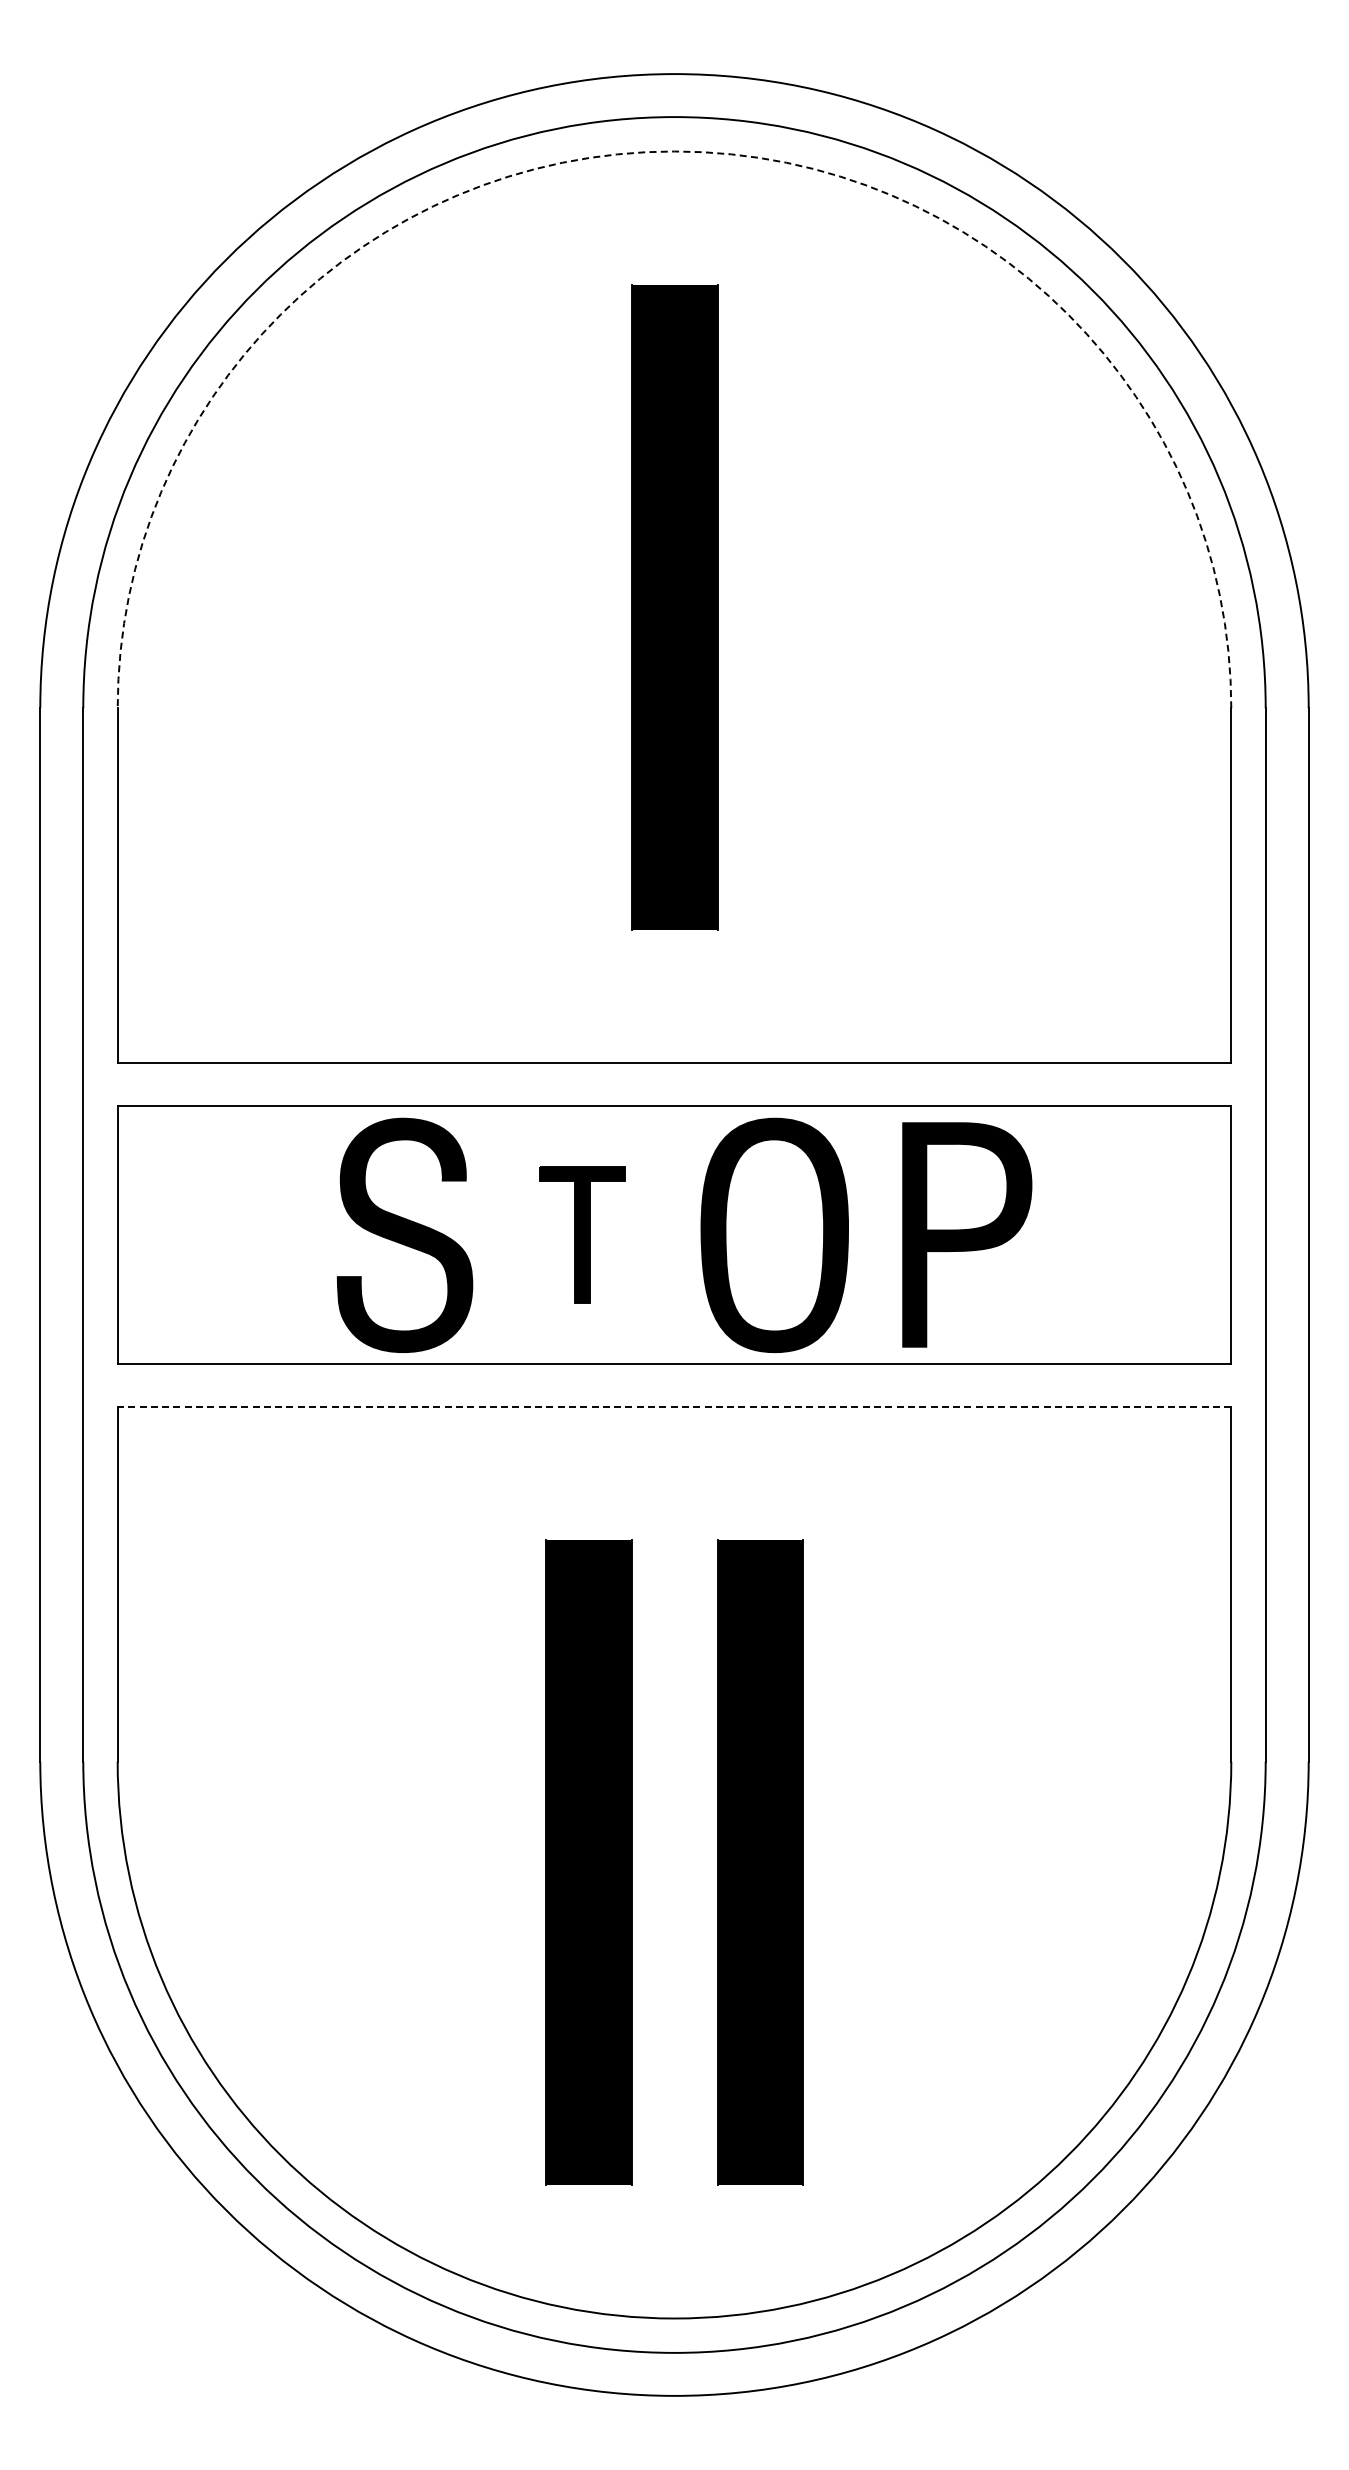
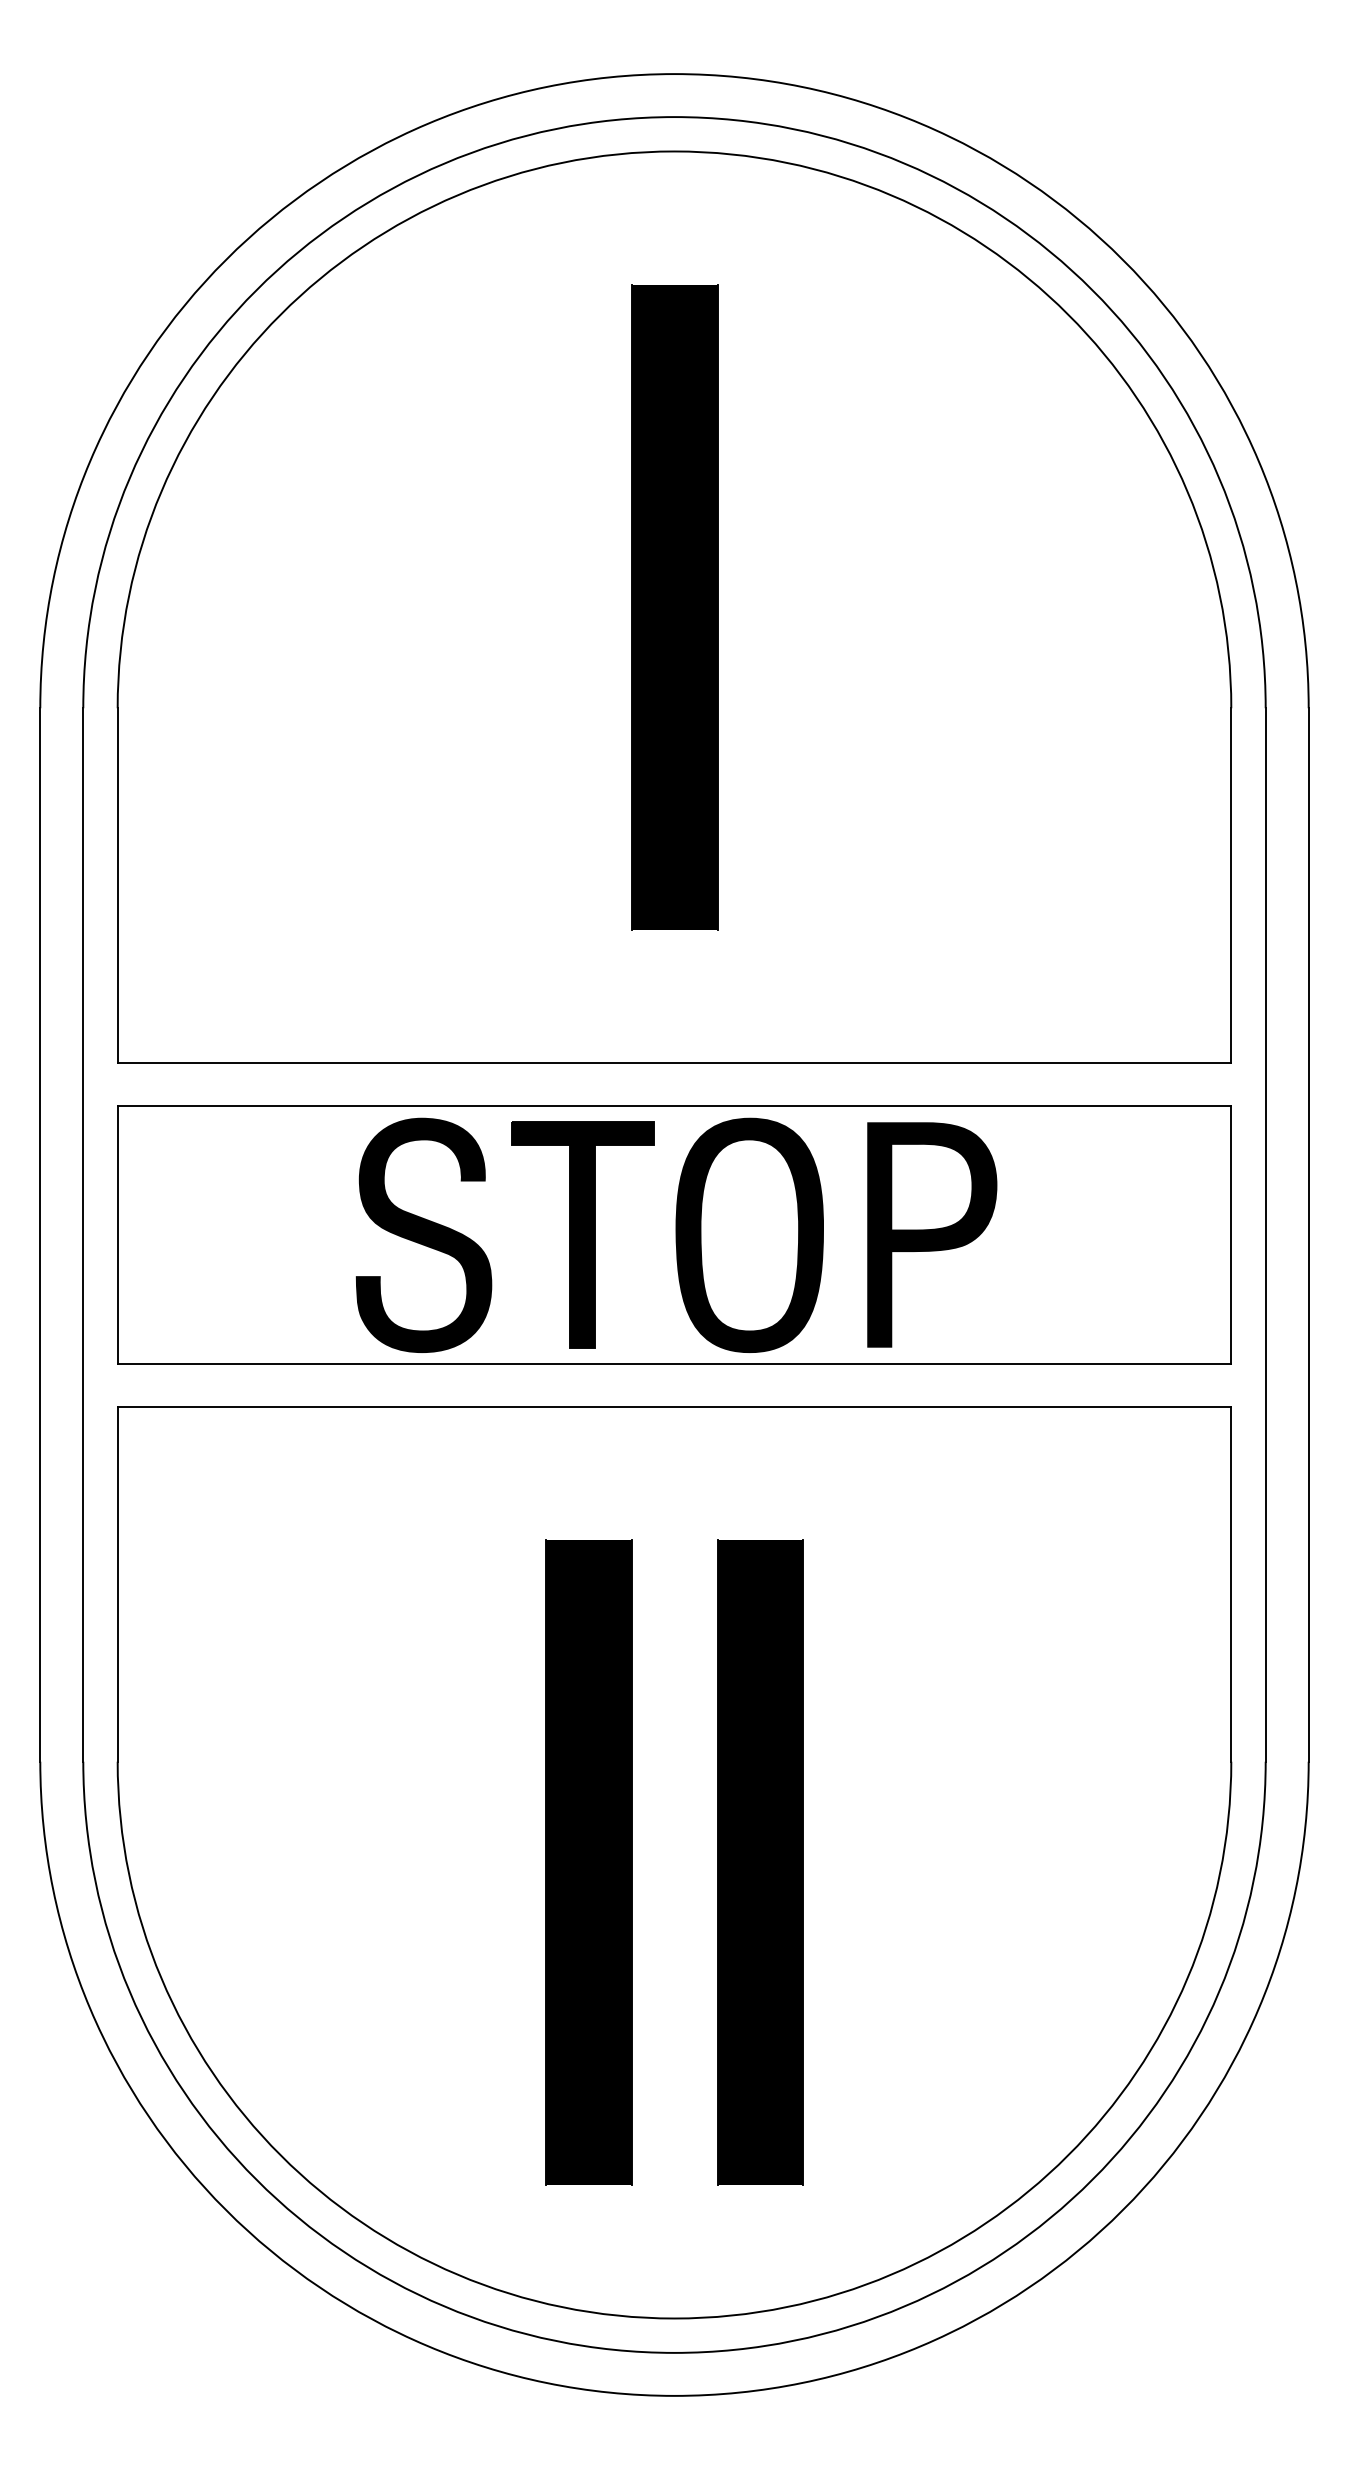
arc: dashed -> solid (674, 151)
part position: (404, 1234) -> (423, 1234) (423, 1234)
part size: 87x138 px -> 144x228 px (582, 1234)
part position: (774, 1234) -> (749, 1234) (749, 1234)
part position: (967, 1234) -> (932, 1234) (932, 1234)
line: dashed -> solid (674, 1406)
